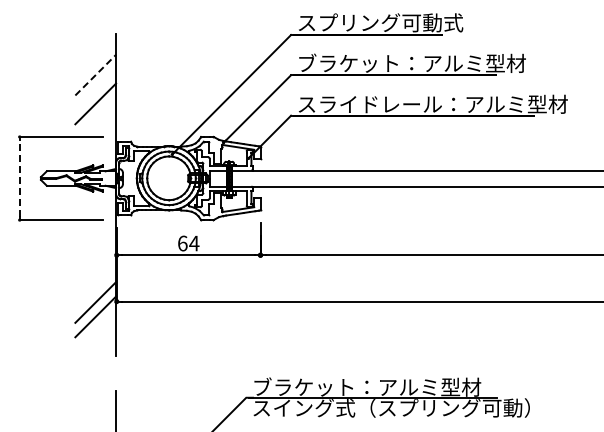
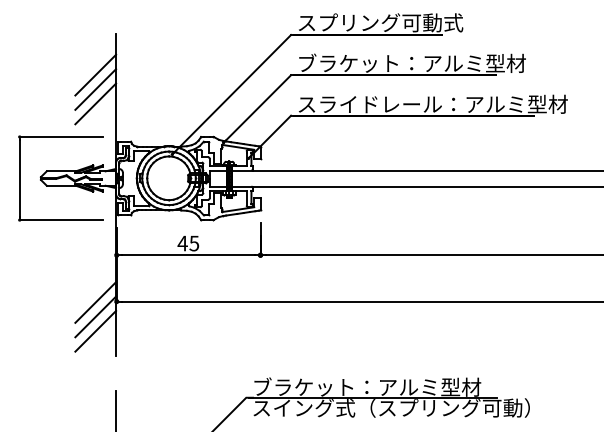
line: dashed -> solid (95, 75)
line: none -> present (95, 89)
line: dashed -> solid (19, 178)
text: 64 -> 45 (188, 243)
line: none -> present (95, 330)
